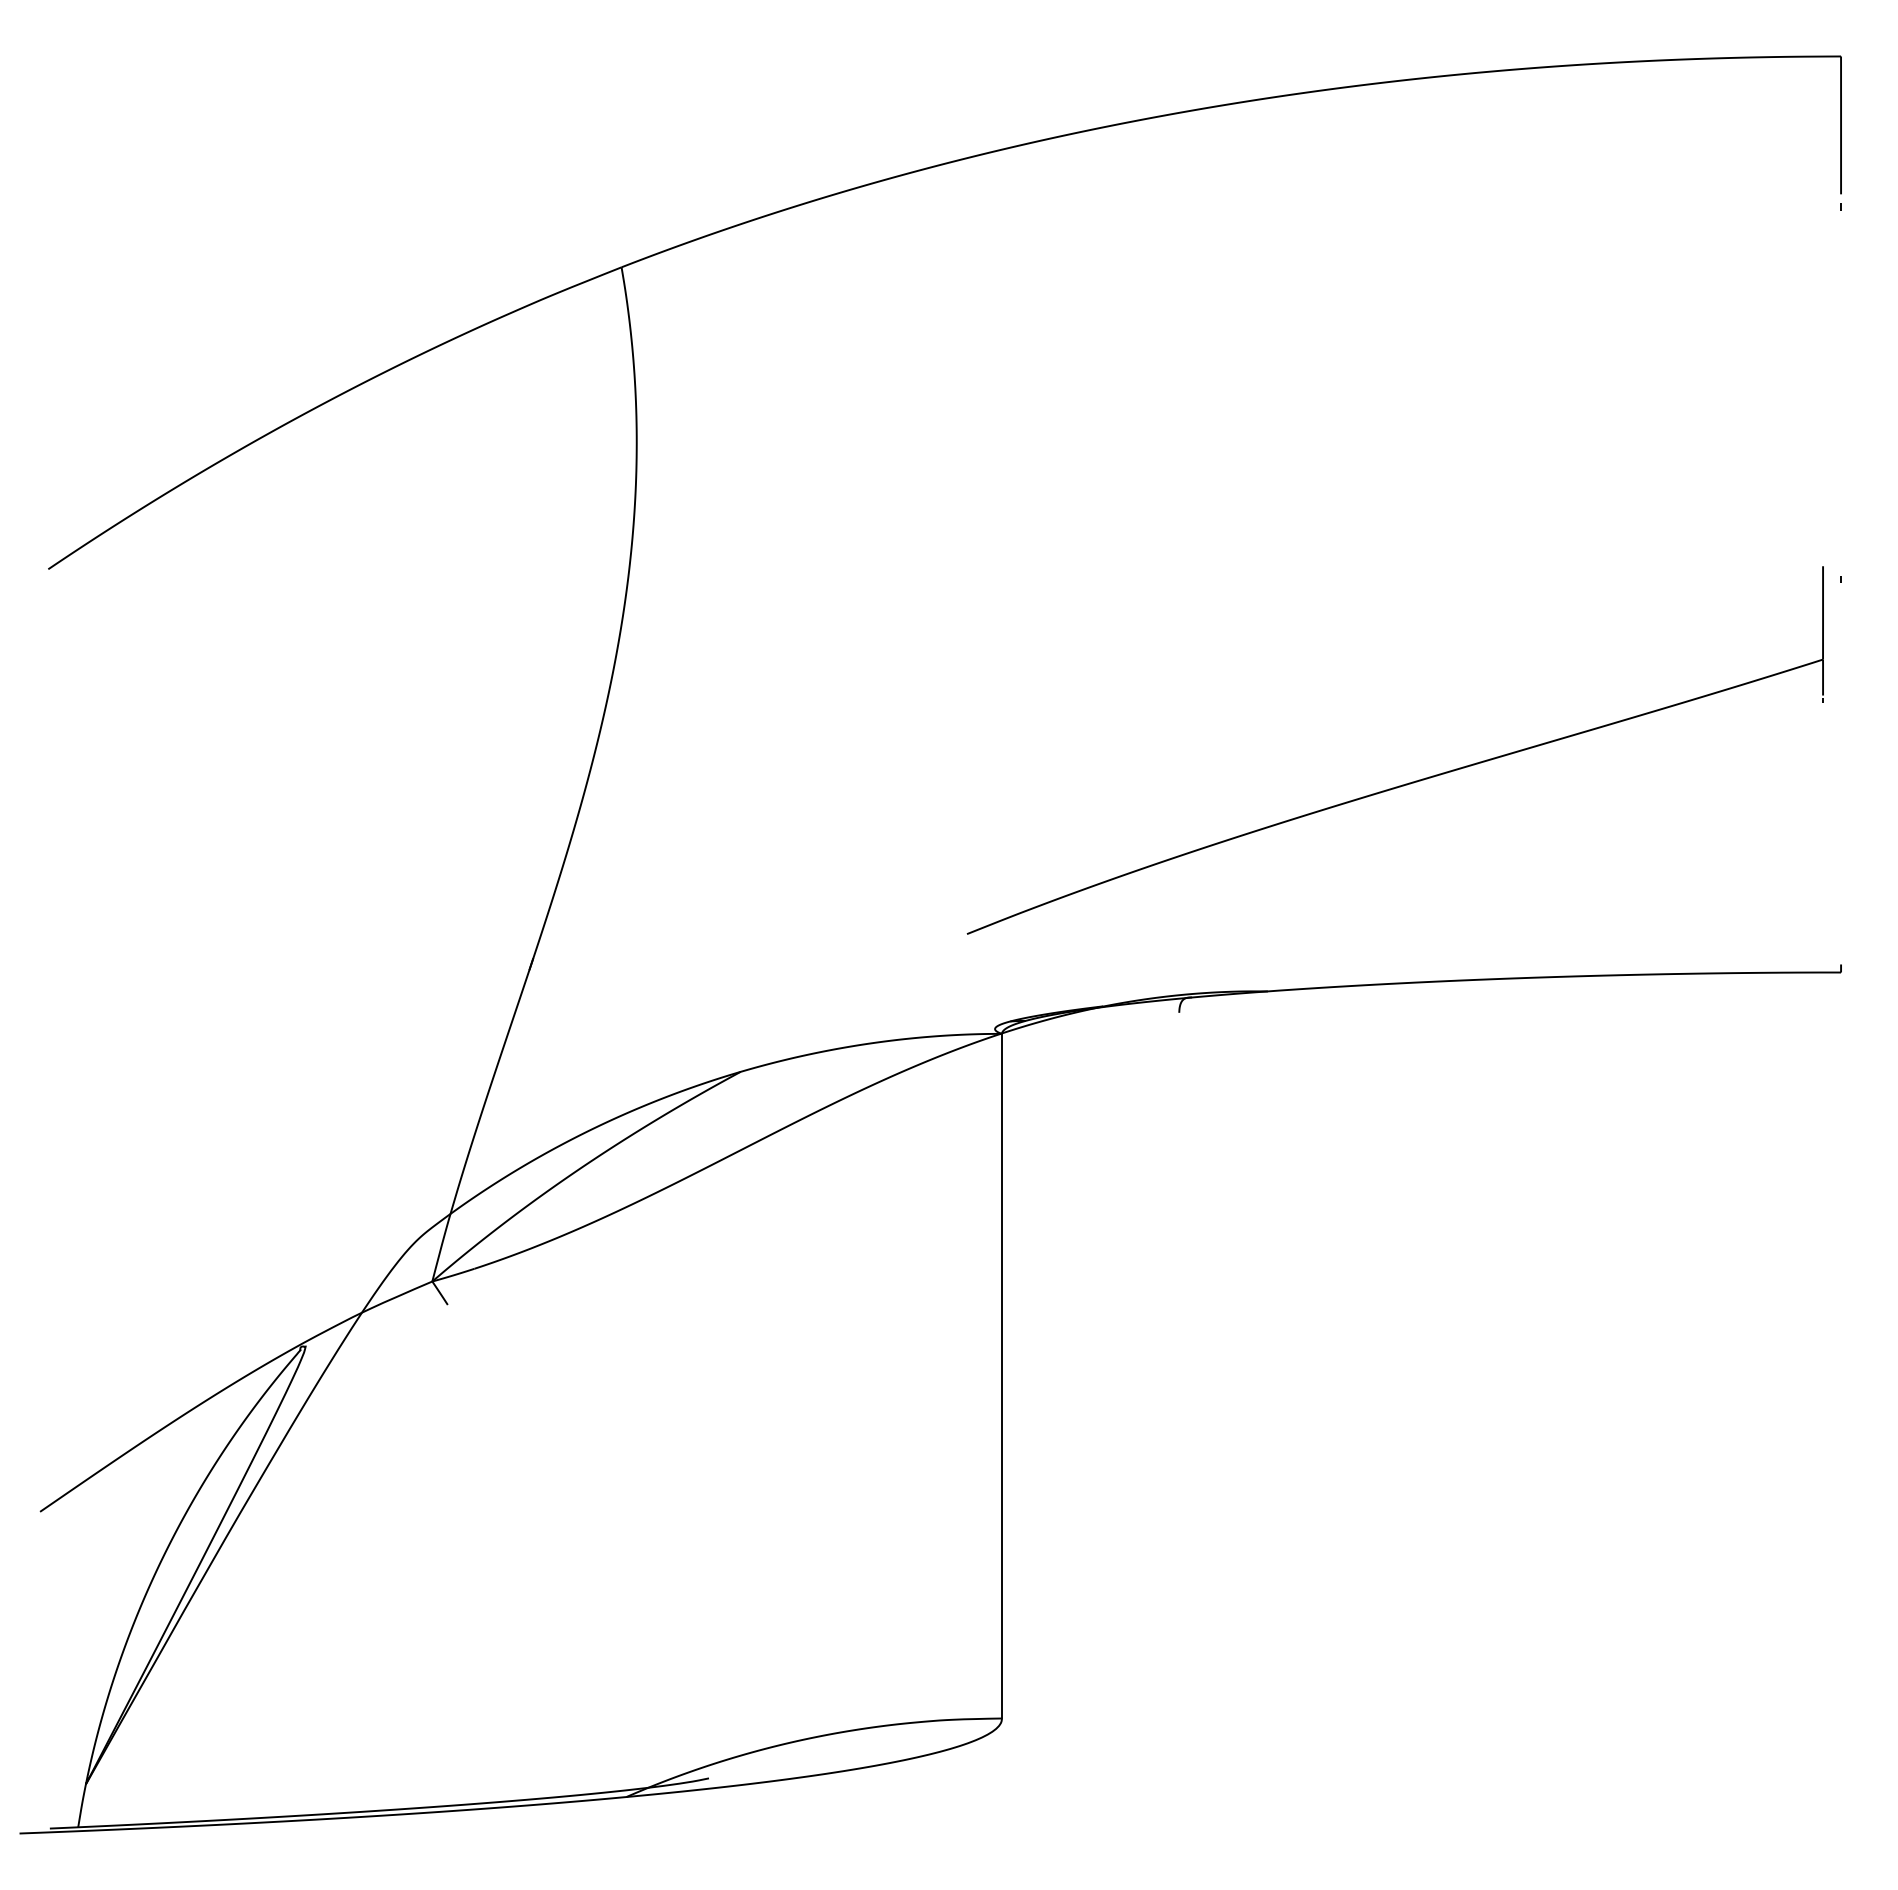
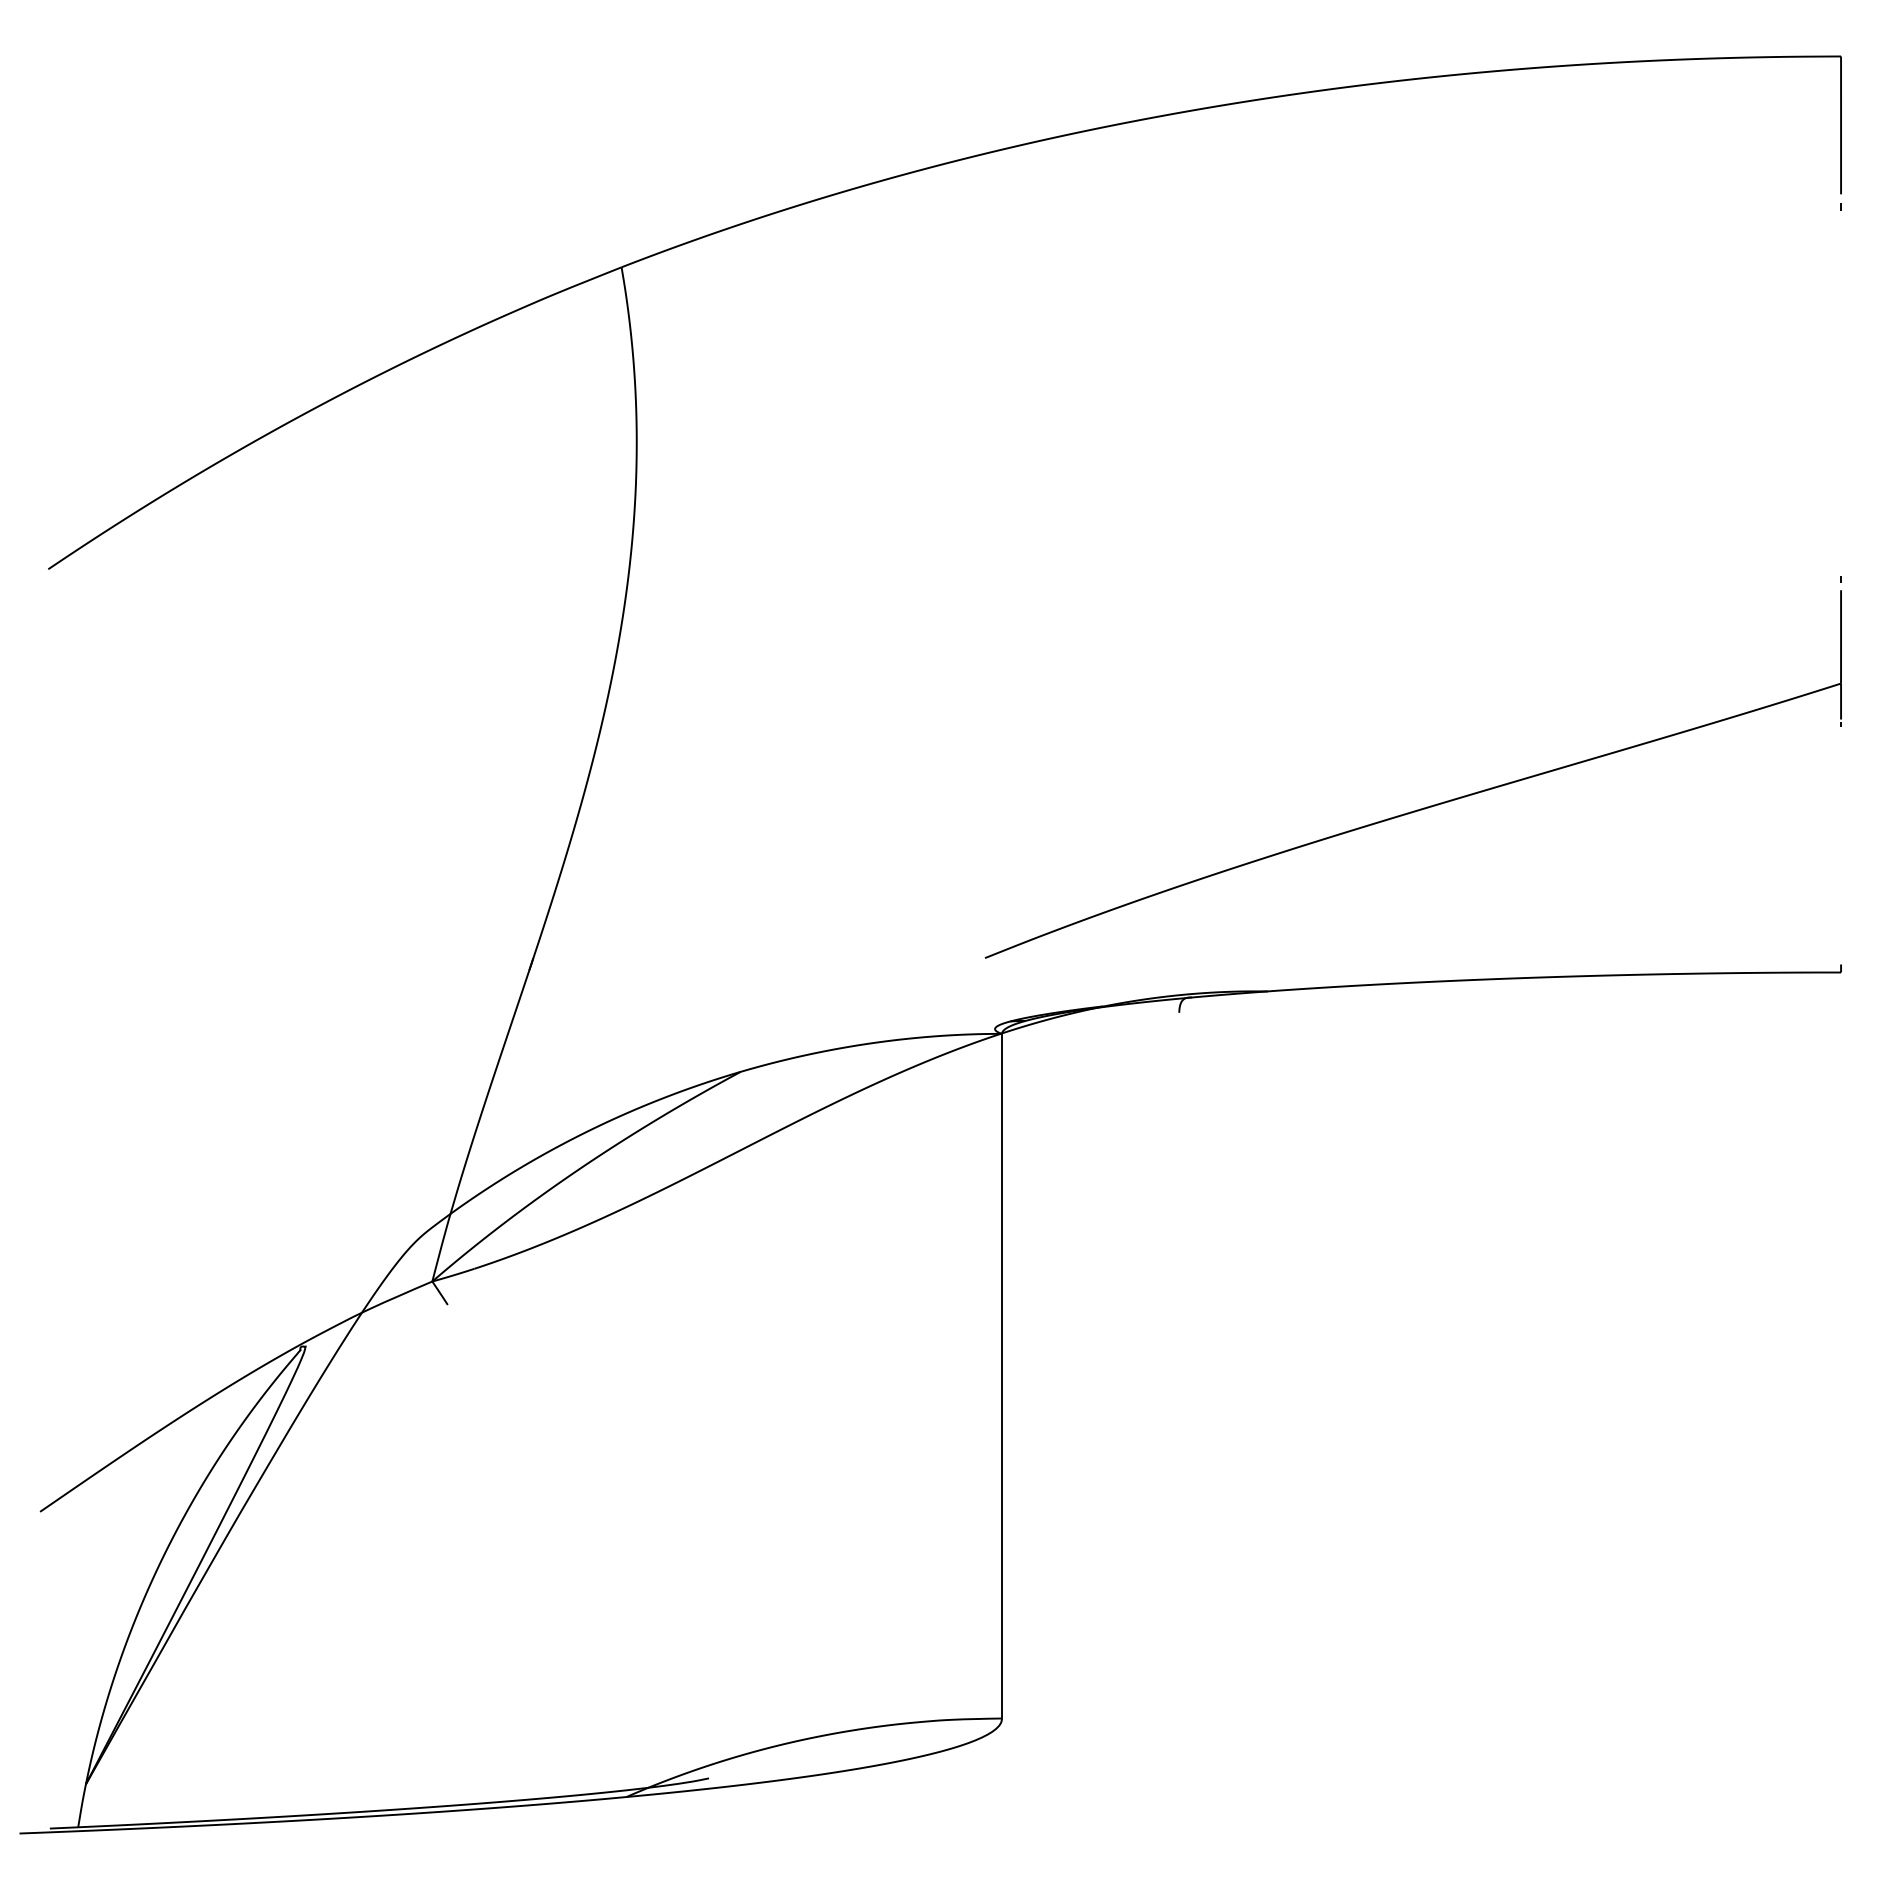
part position: (1405, 783) -> (1423, 807) (1423, 807)
